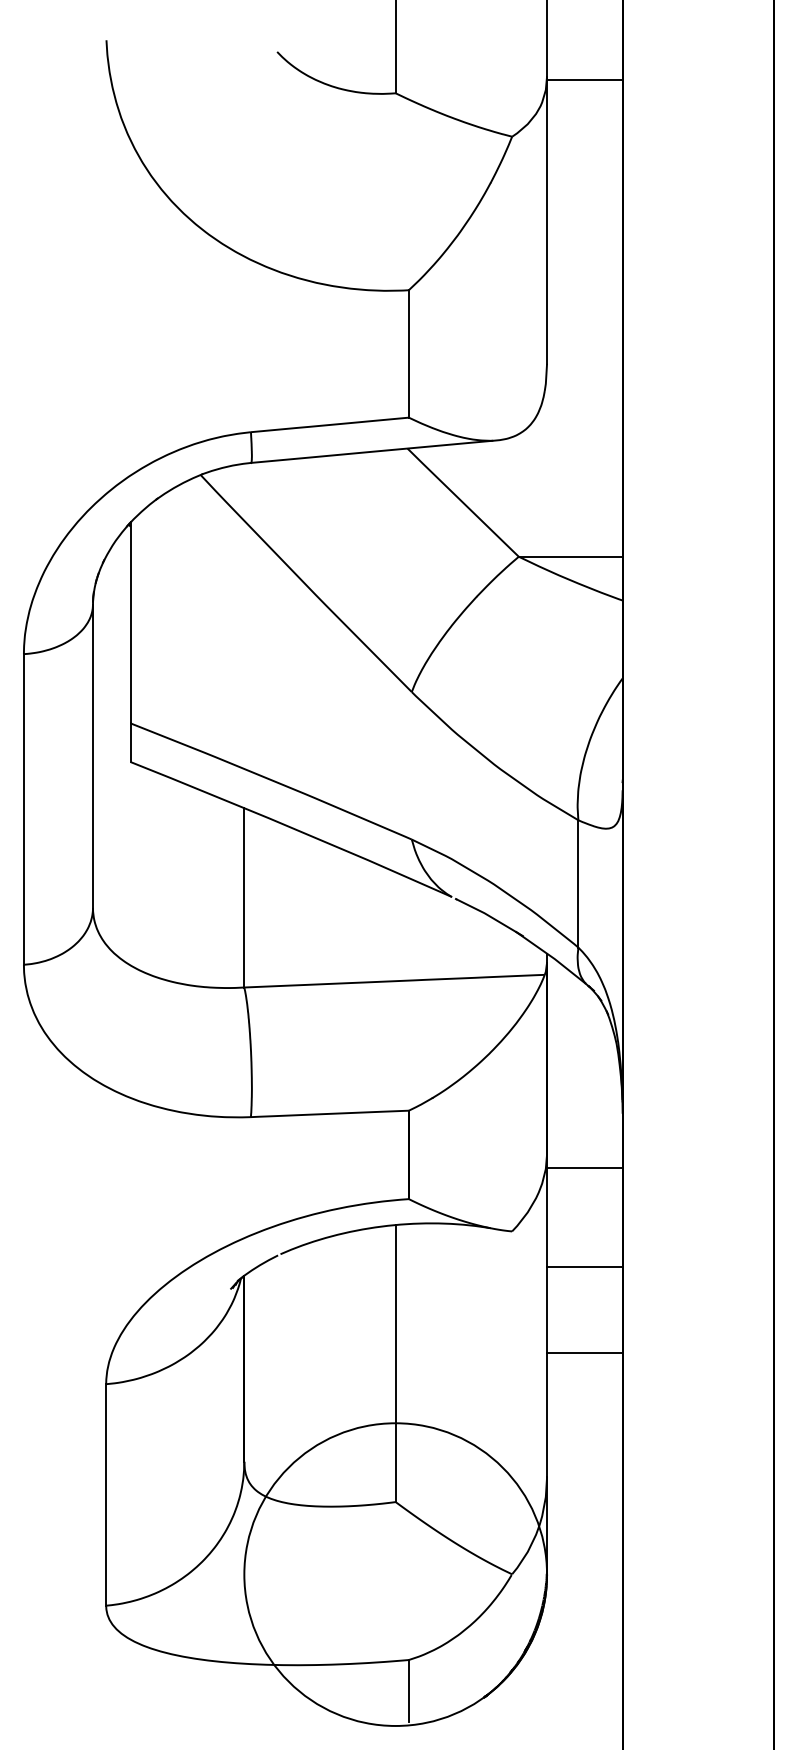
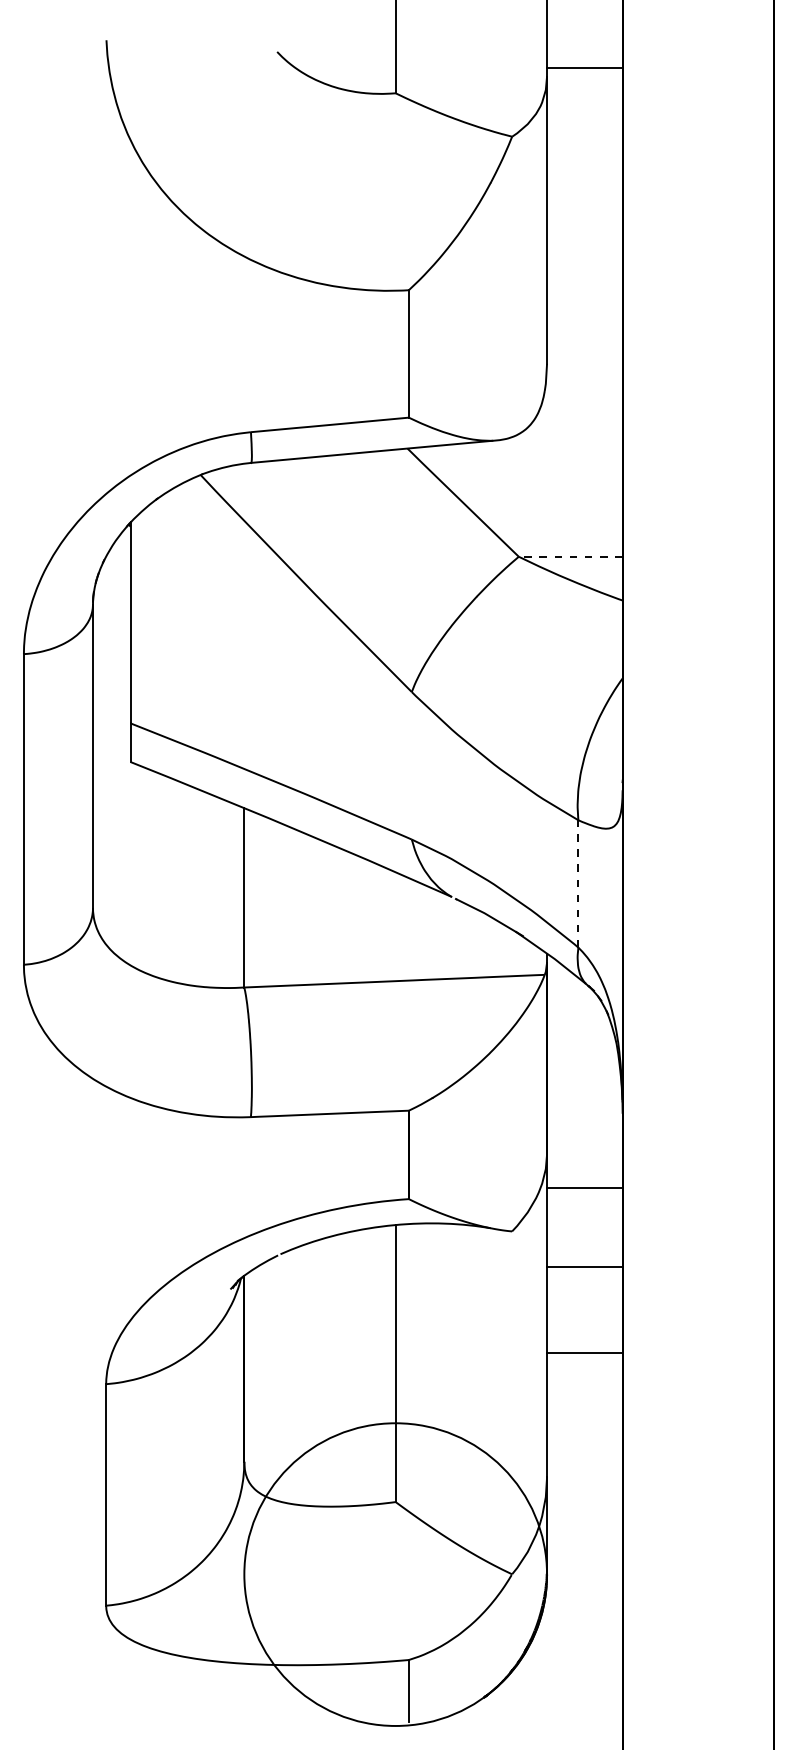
line position: (584, 79) -> (584, 67) (584, 67)
line: solid -> dashed (570, 556)
line: solid -> dashed (578, 883)
line position: (584, 1167) -> (584, 1187) (584, 1187)
